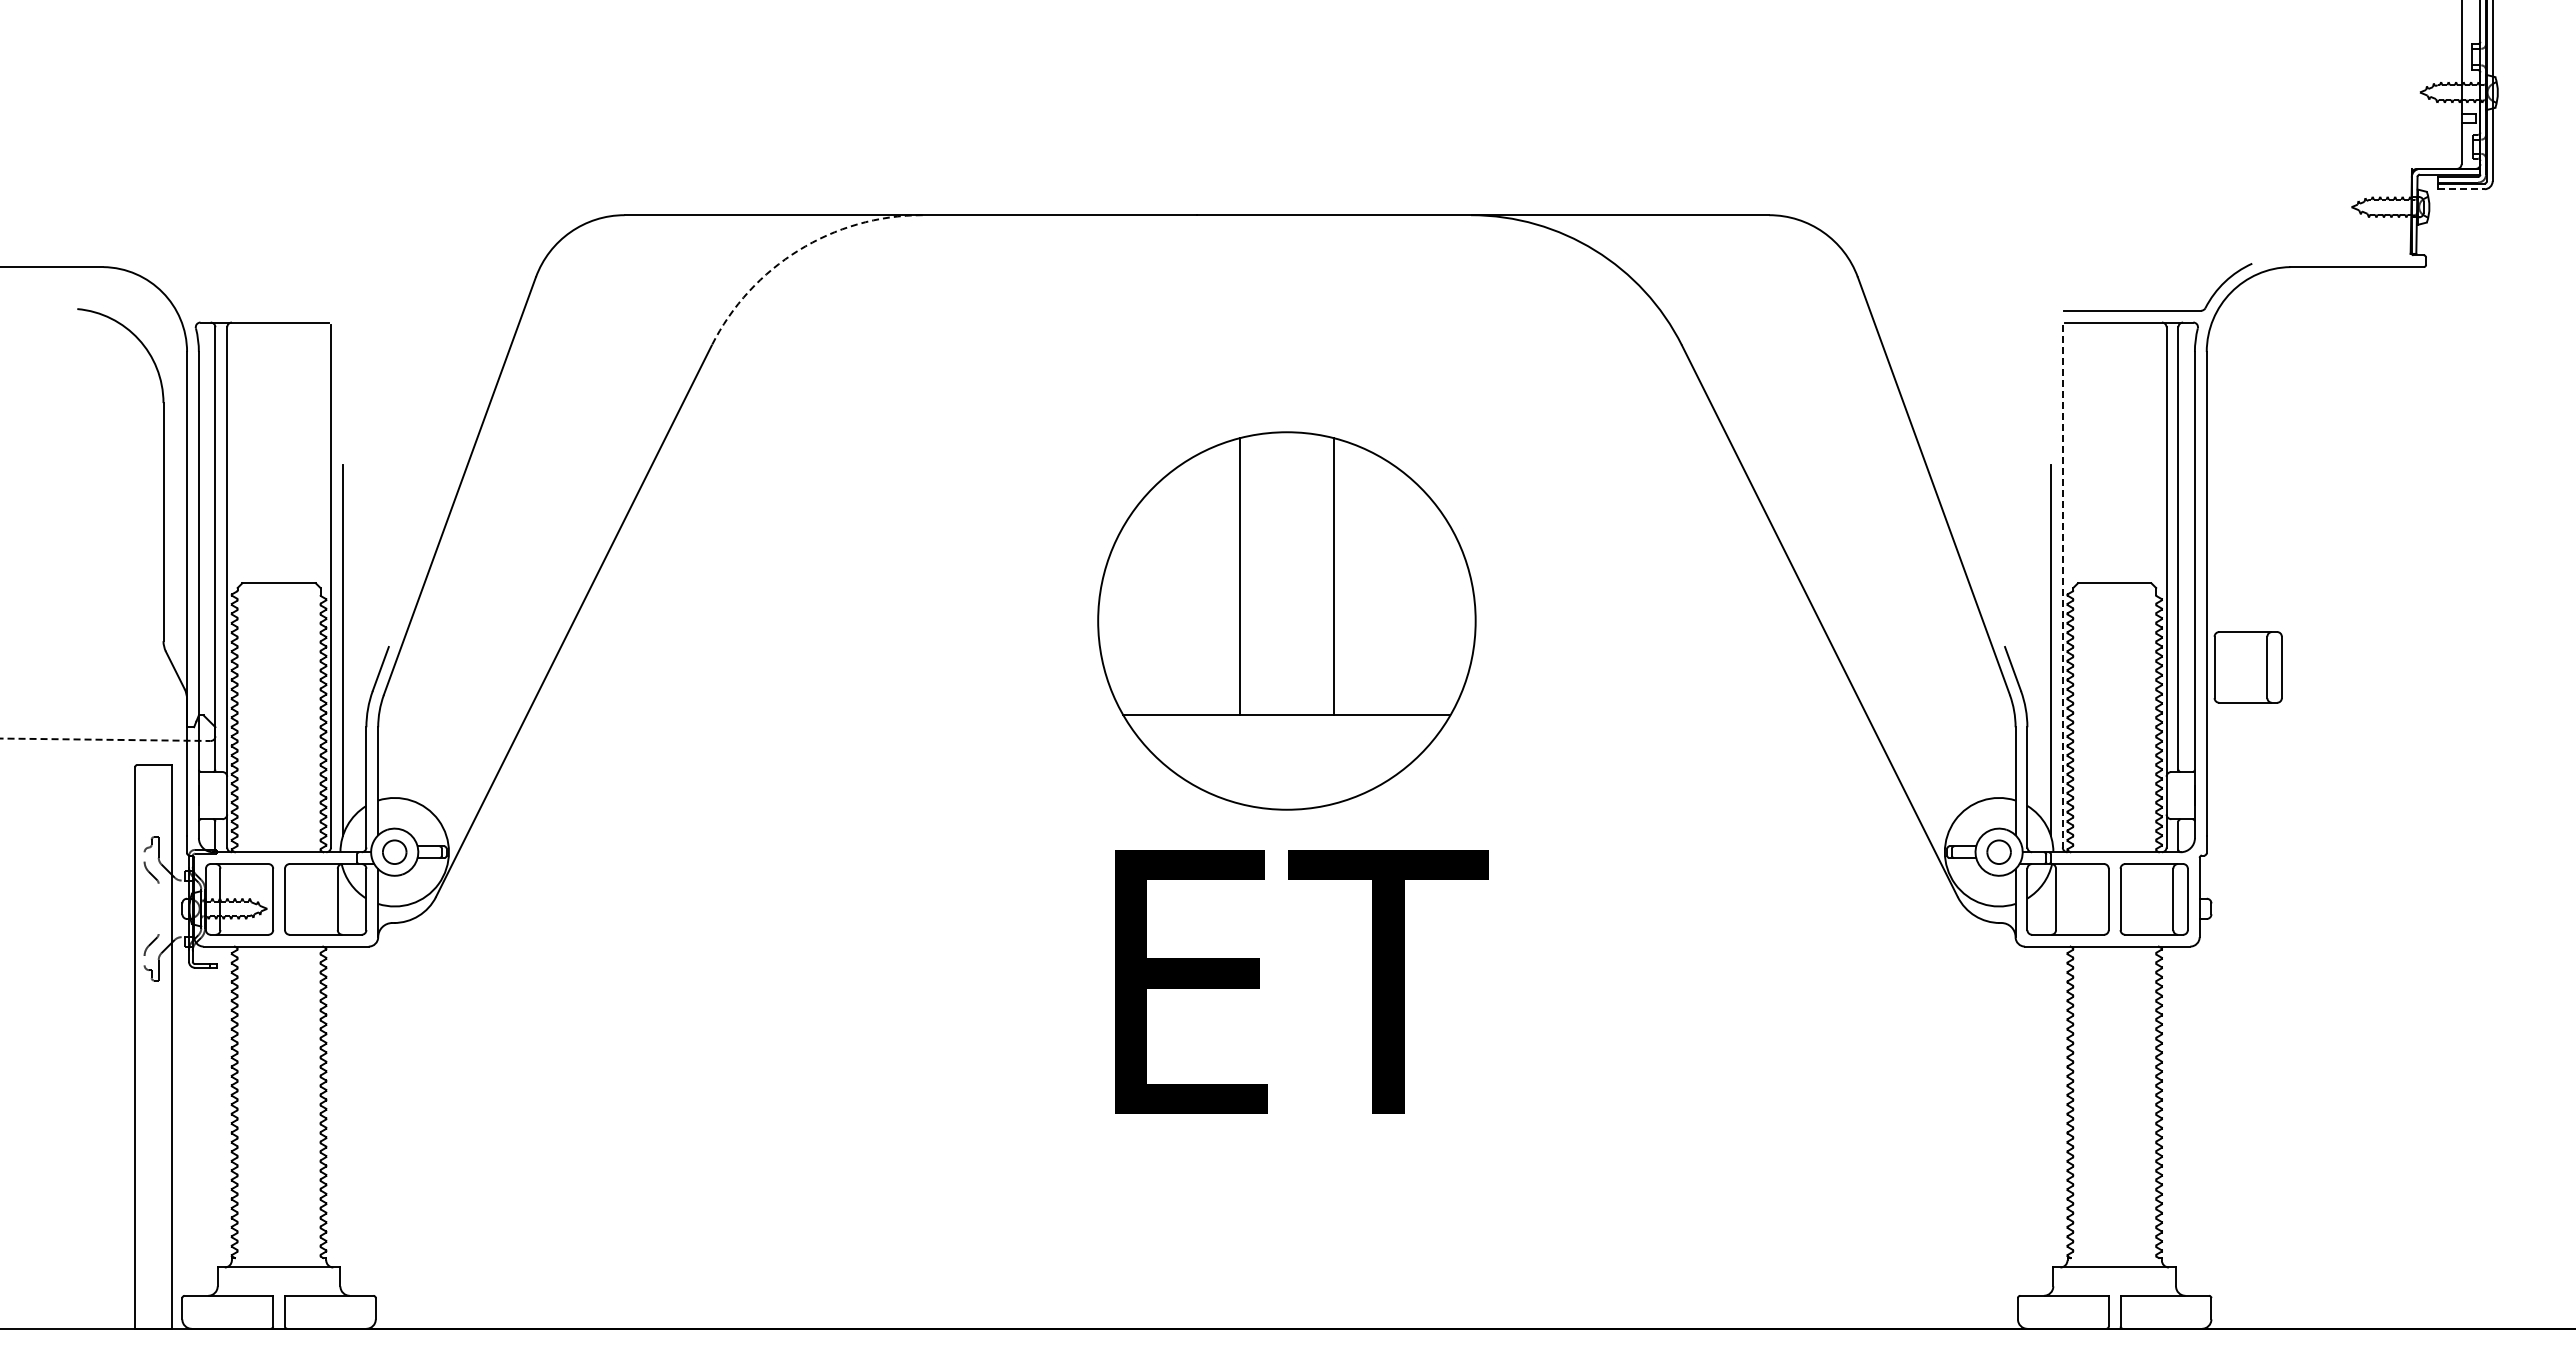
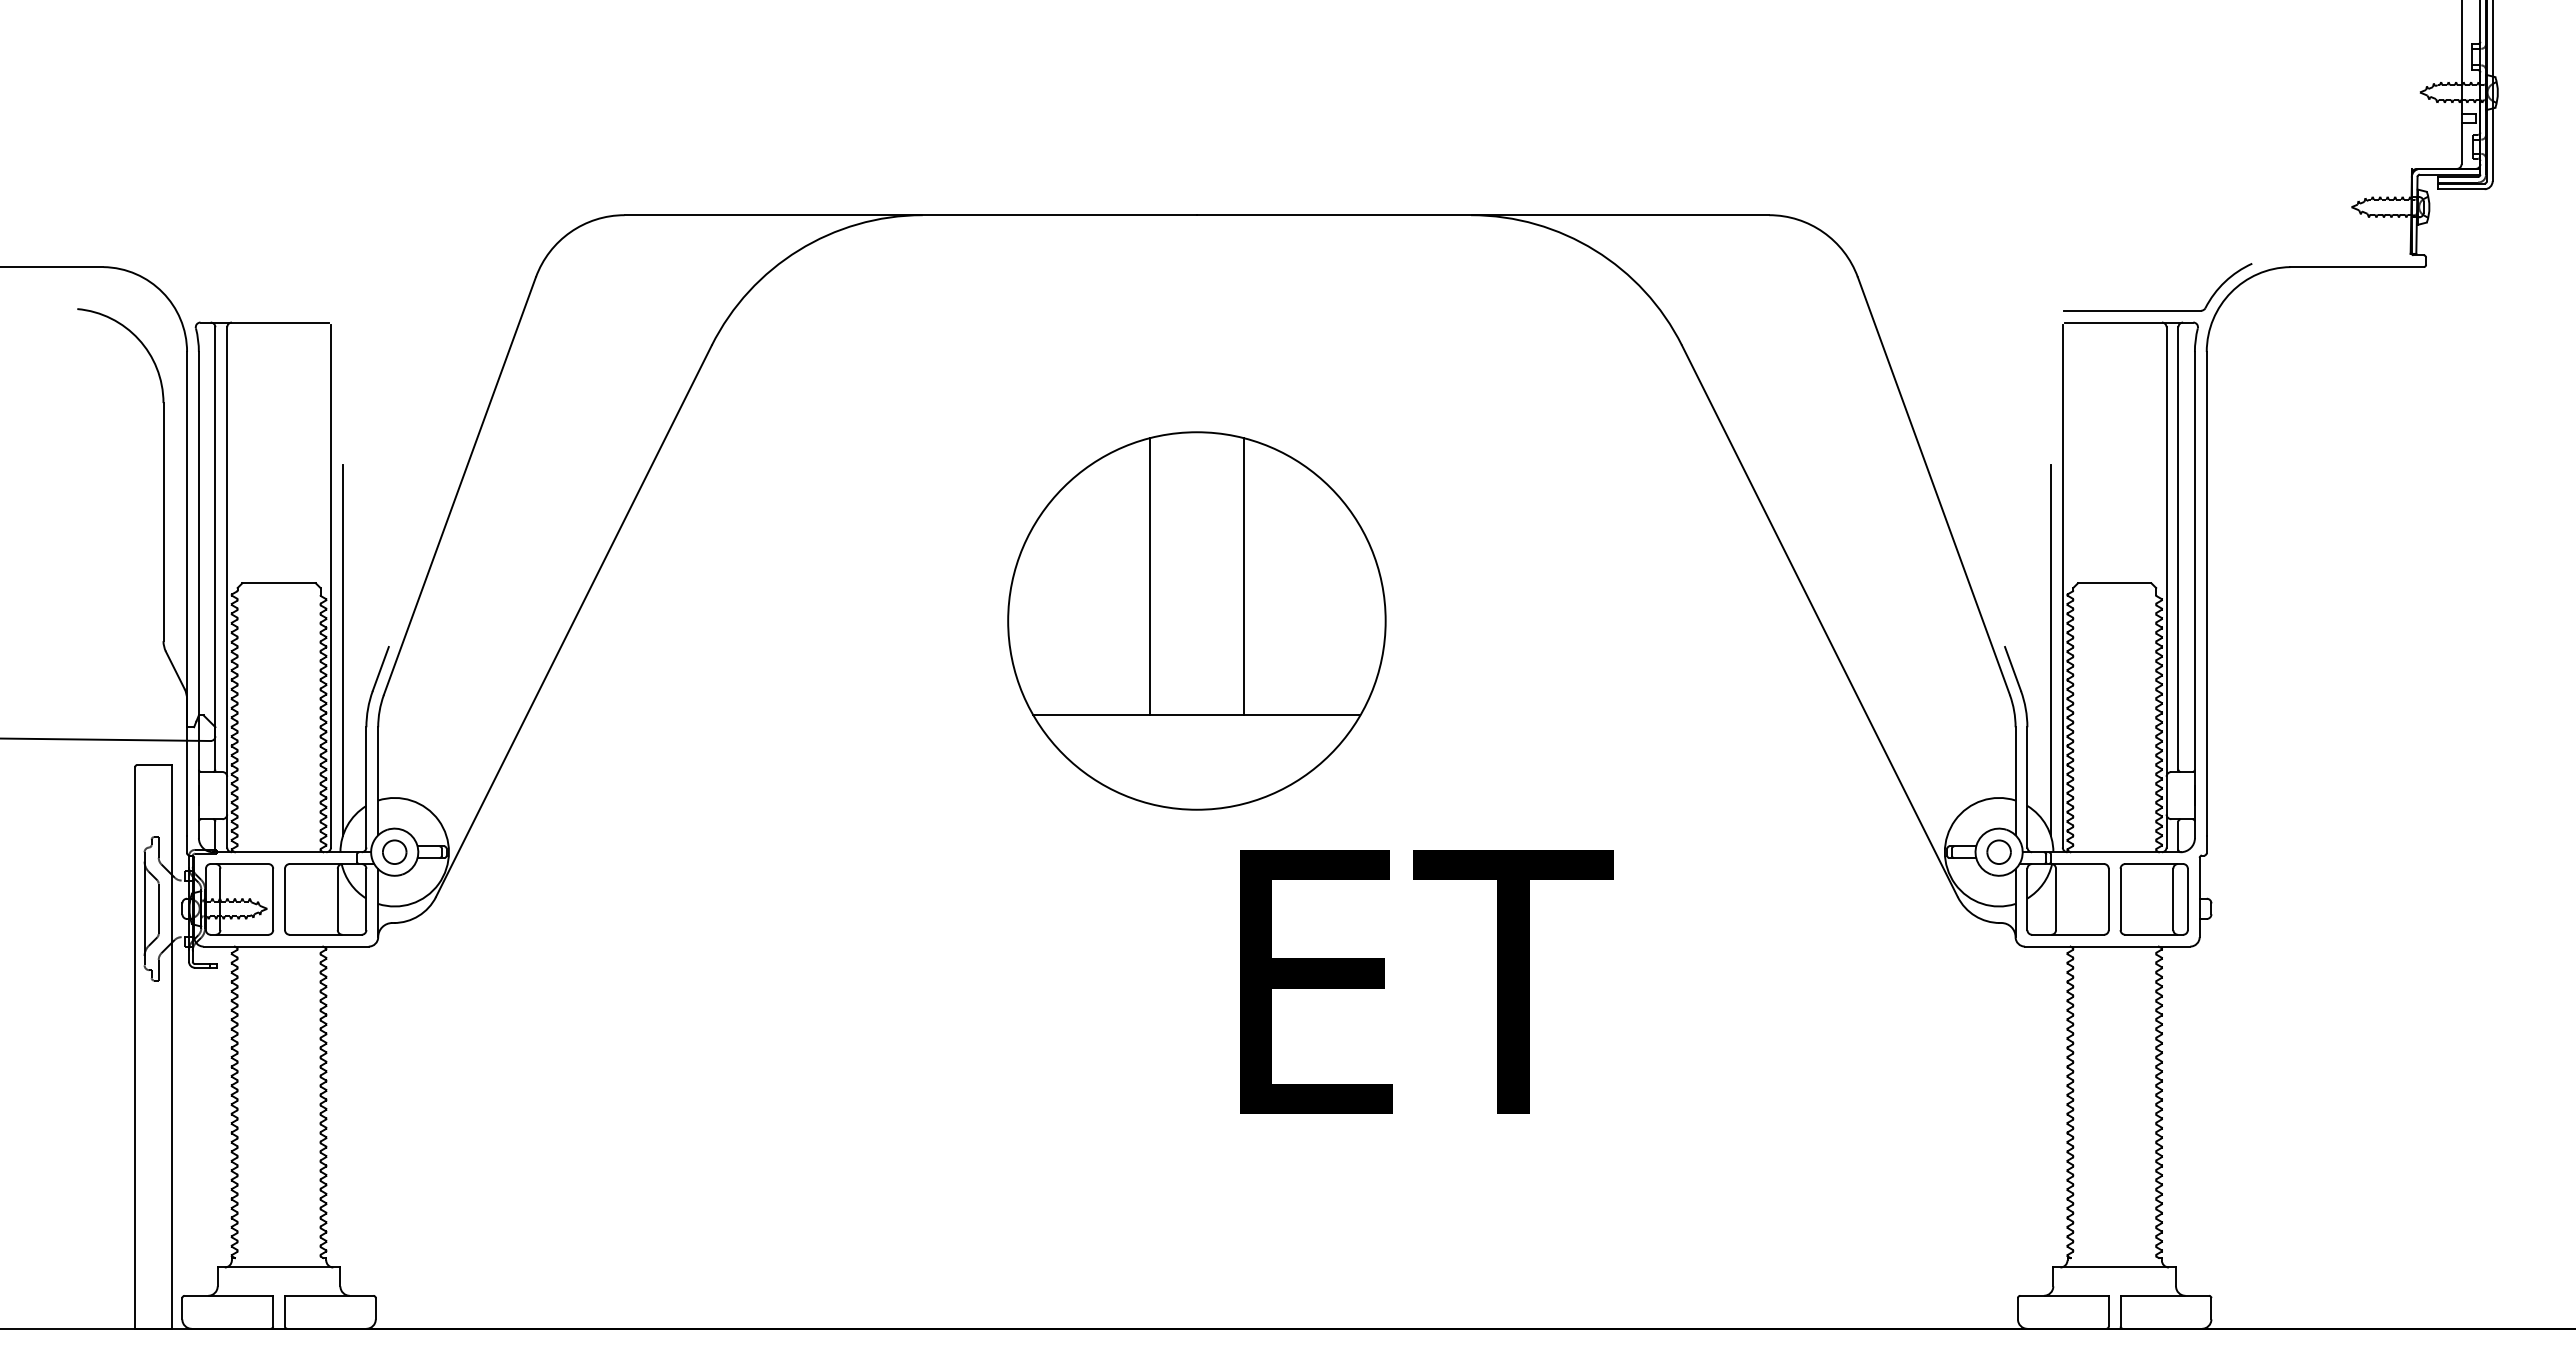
line: dashed -> solid (2462, 189)
arc: dashed -> solid (798, 250)
line: dashed -> solid (2062, 586)
part position: (1286, 620) -> (1196, 620) (1196, 620)
part: present -> none (2247, 667)
line: dashed -> solid (105, 739)
line: none -> present (144, 908)
line: none -> present (158, 908)
text position: (1301, 981) -> (1426, 981) (1426, 981)
